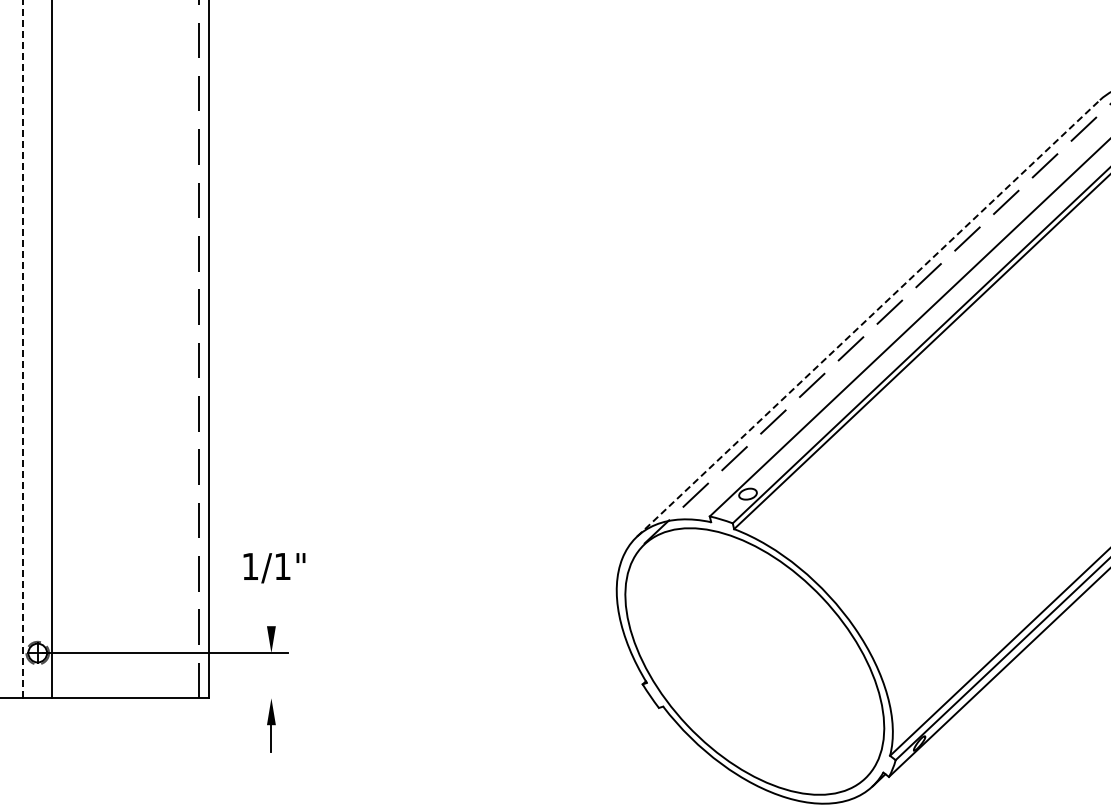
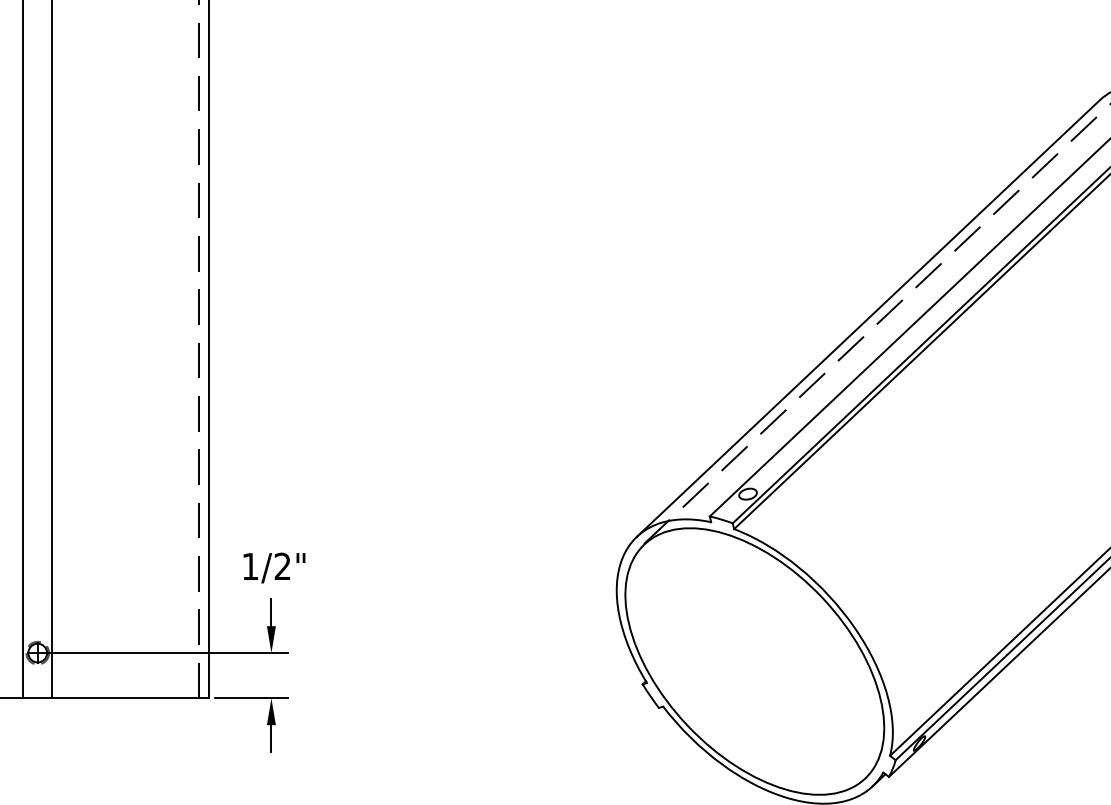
line: dashed -> solid (868, 318)
line: dashed -> solid (23, 348)
text: 1/1" -> 1/2" (282, 565)
line: none -> present (271, 612)
line: none -> present (251, 698)
